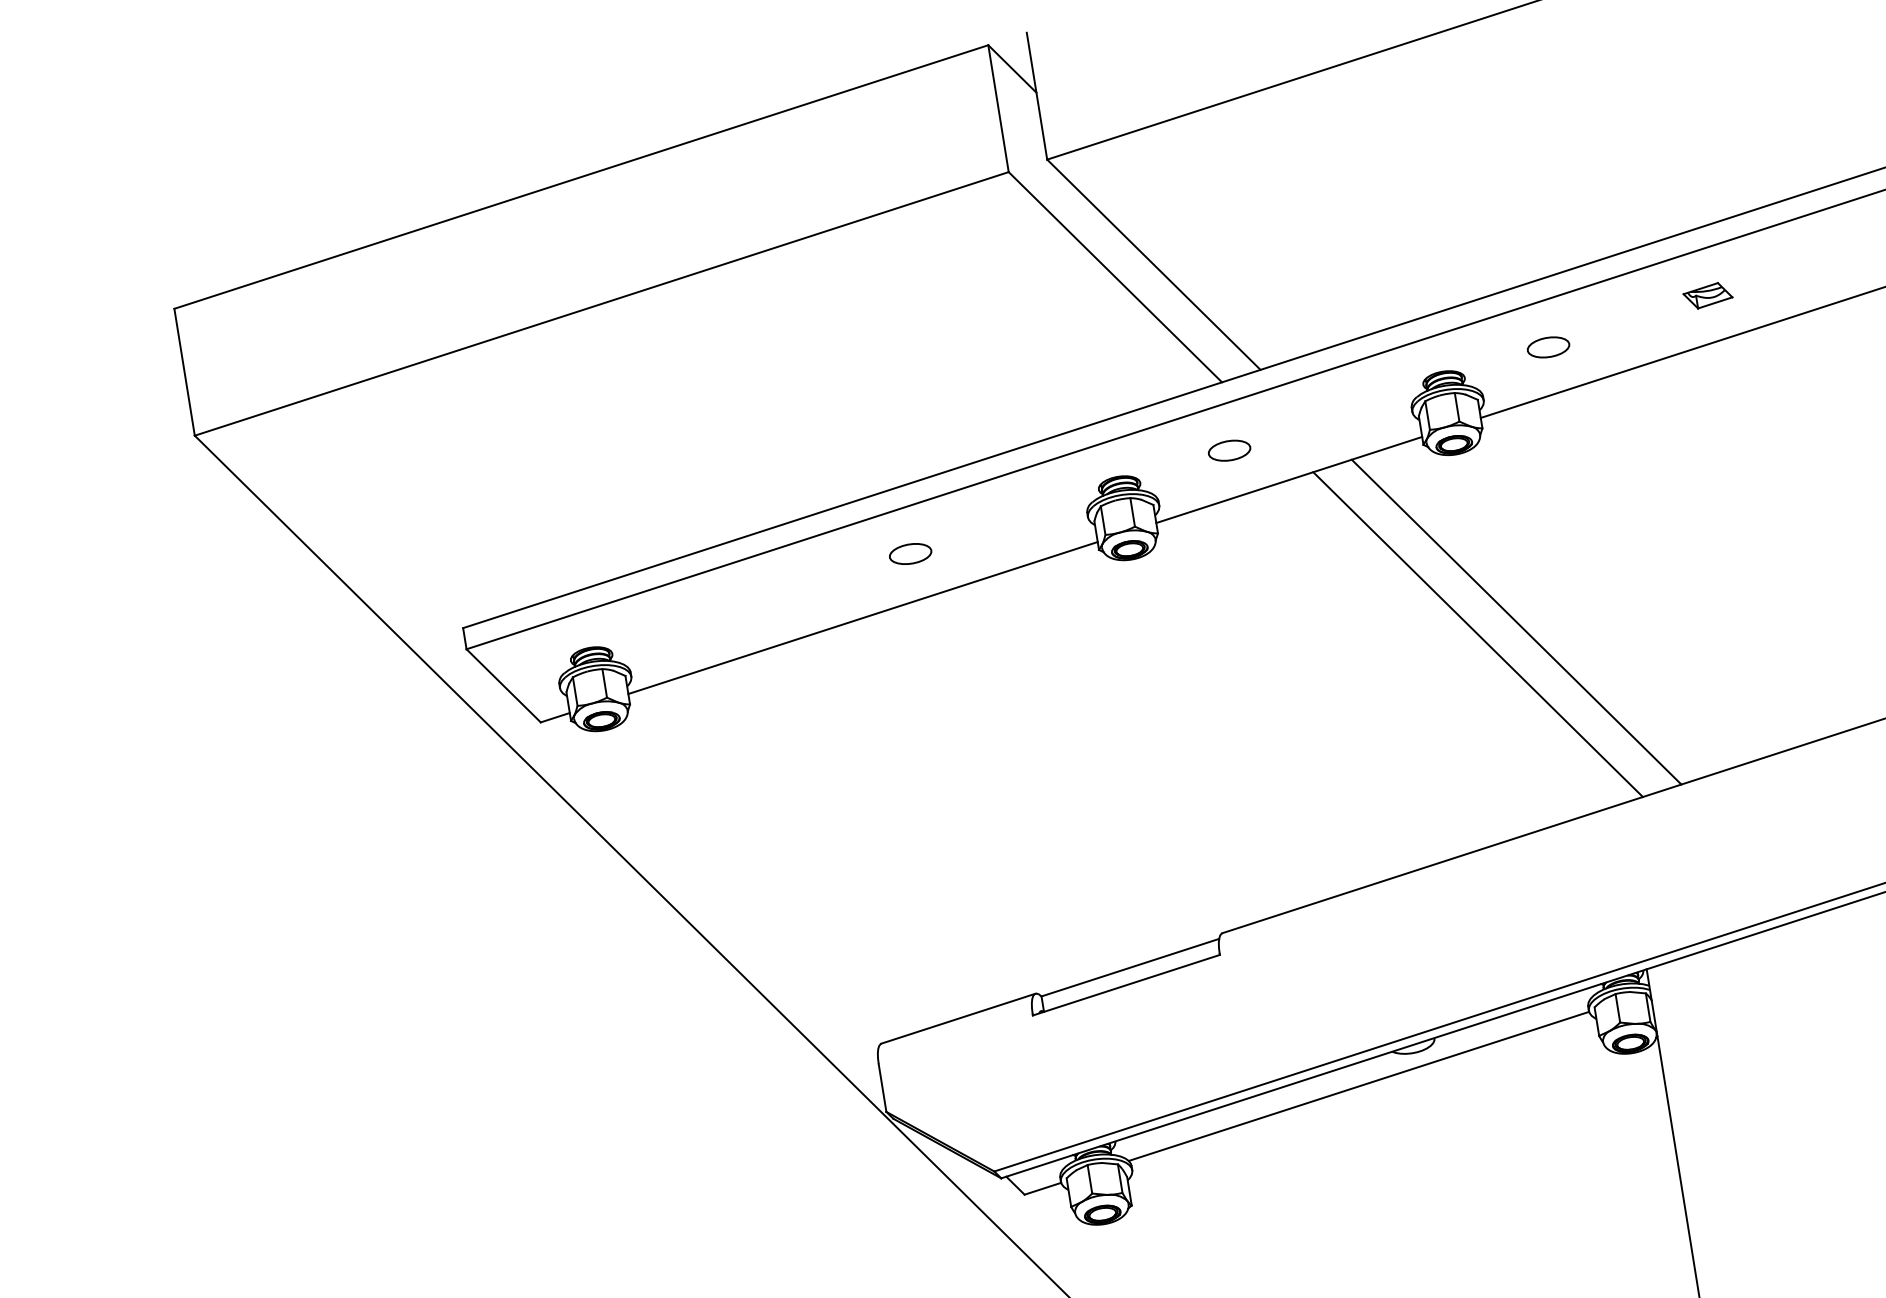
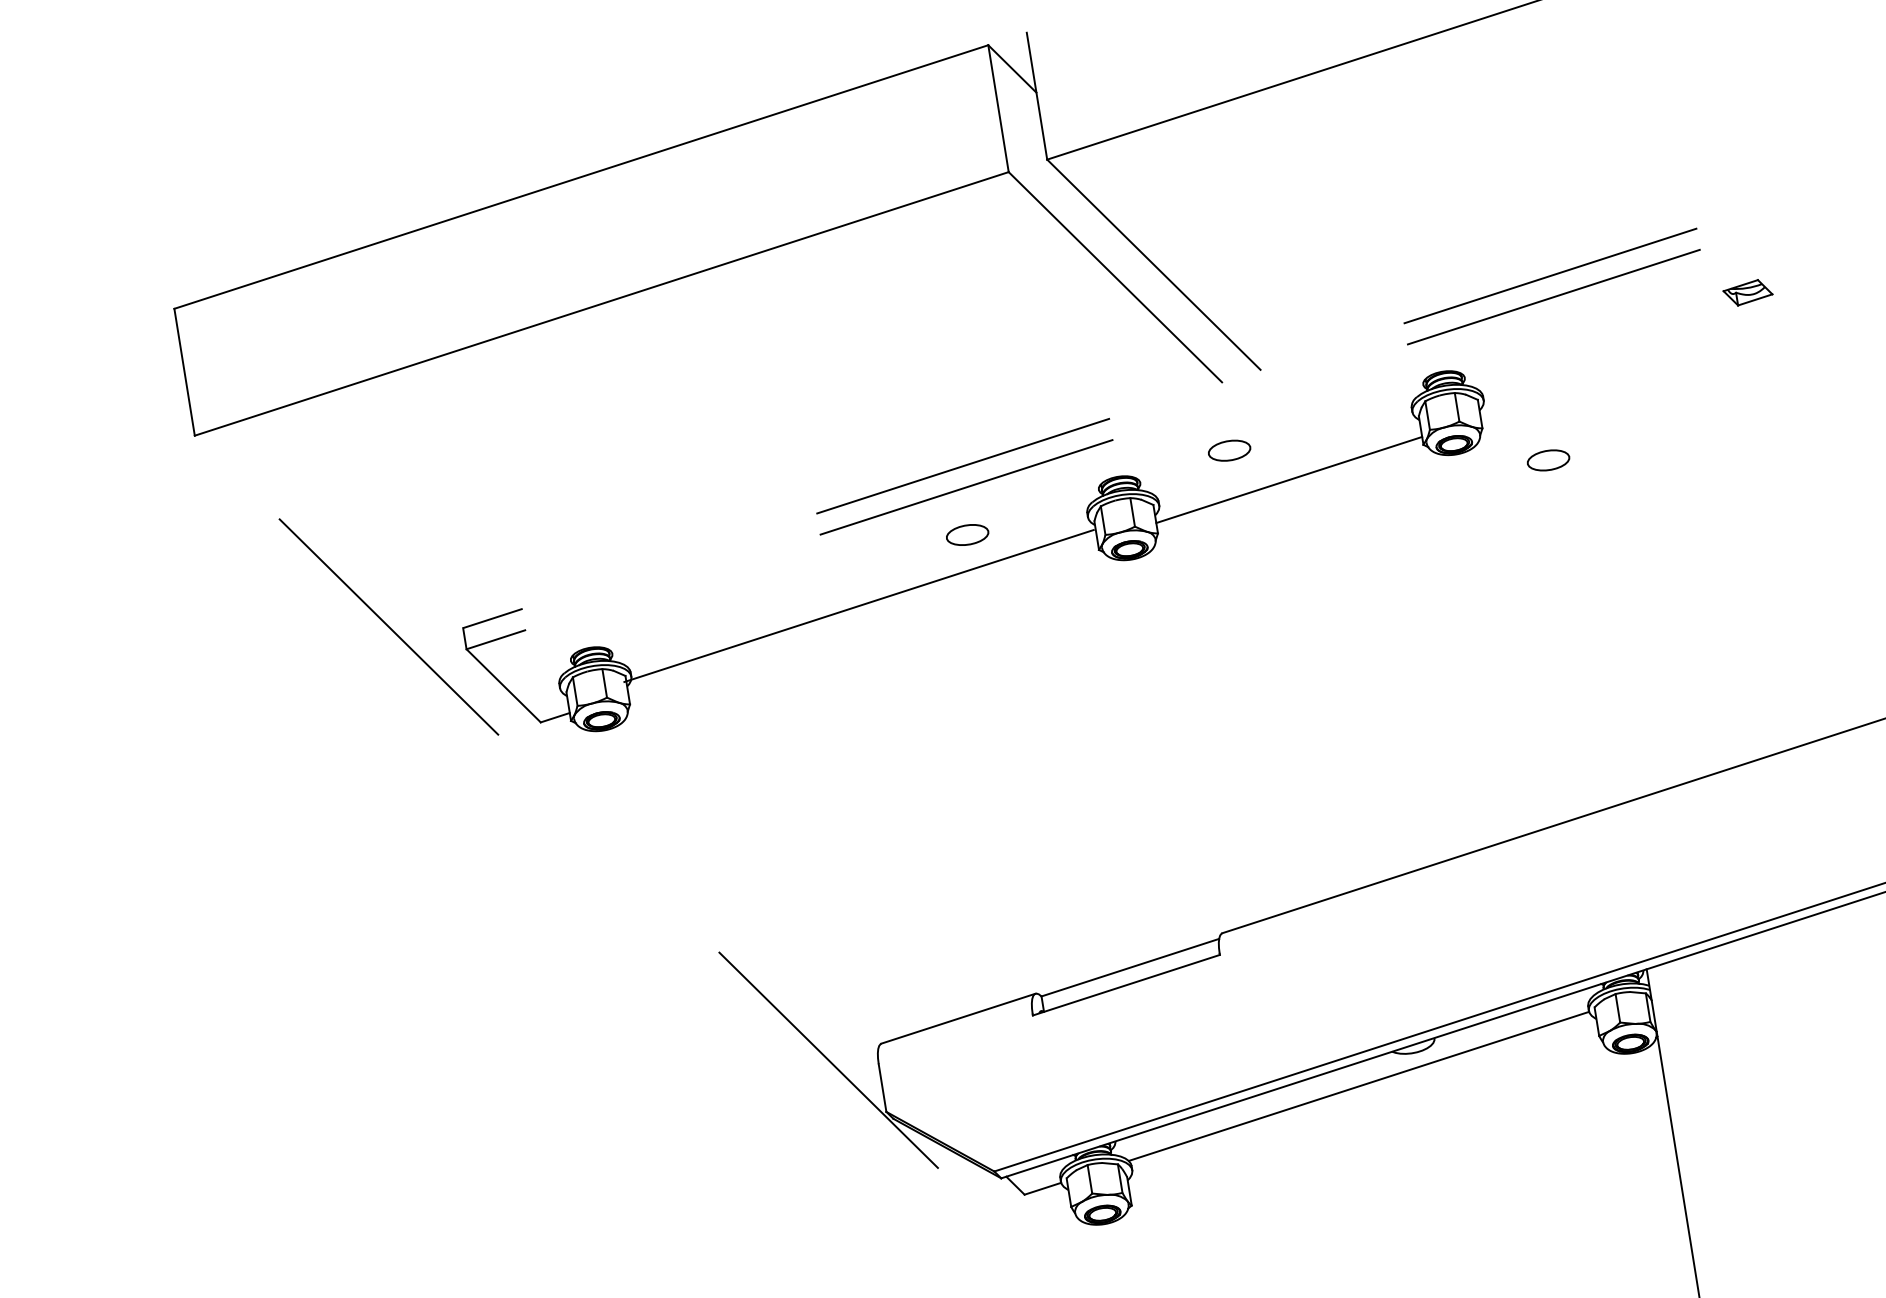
part position: (1707, 295) -> (1747, 292) (1747, 292)
part position: (1548, 347) -> (1548, 460) (1548, 460)
line: present -> none (1681, 352)
line: solid -> dashed (1173, 397)
line: solid -> dashed (1176, 419)
part position: (910, 553) -> (967, 534) (967, 534)
line position: (862, 618) -> (858, 606) (858, 606)
line: present -> none (1516, 621)
line: present -> none (1477, 634)
line: solid -> dashed (632, 866)
